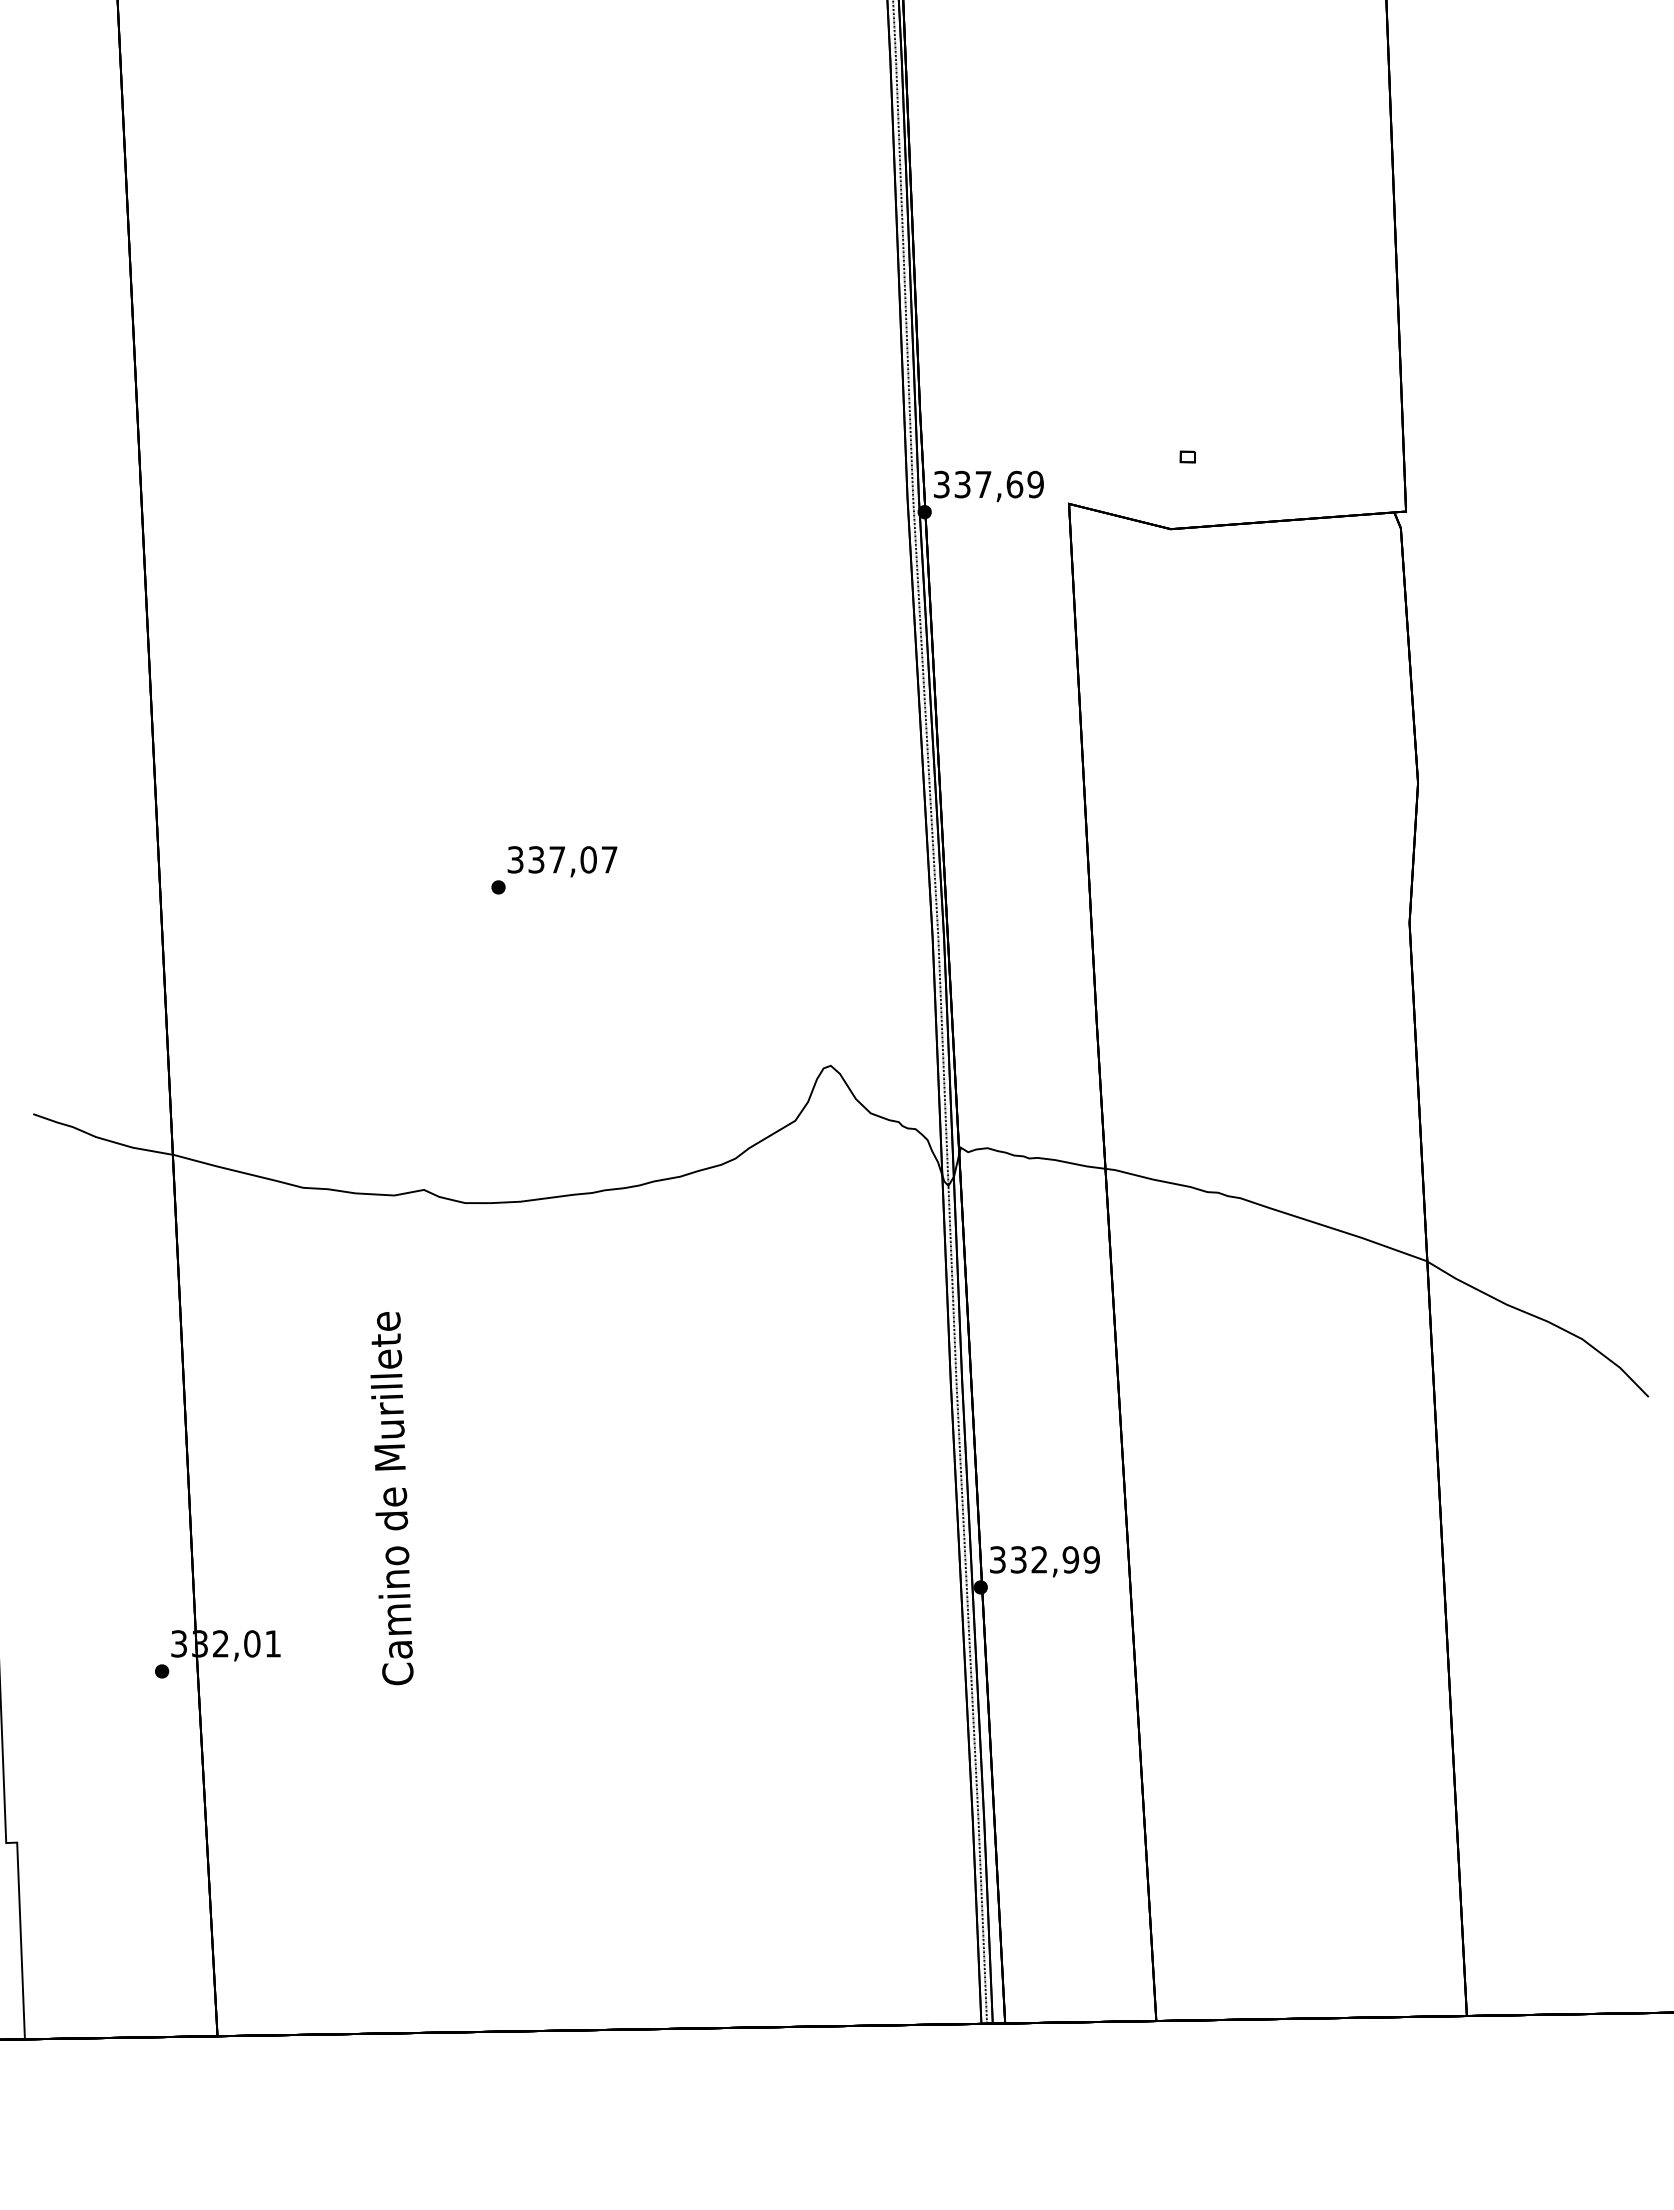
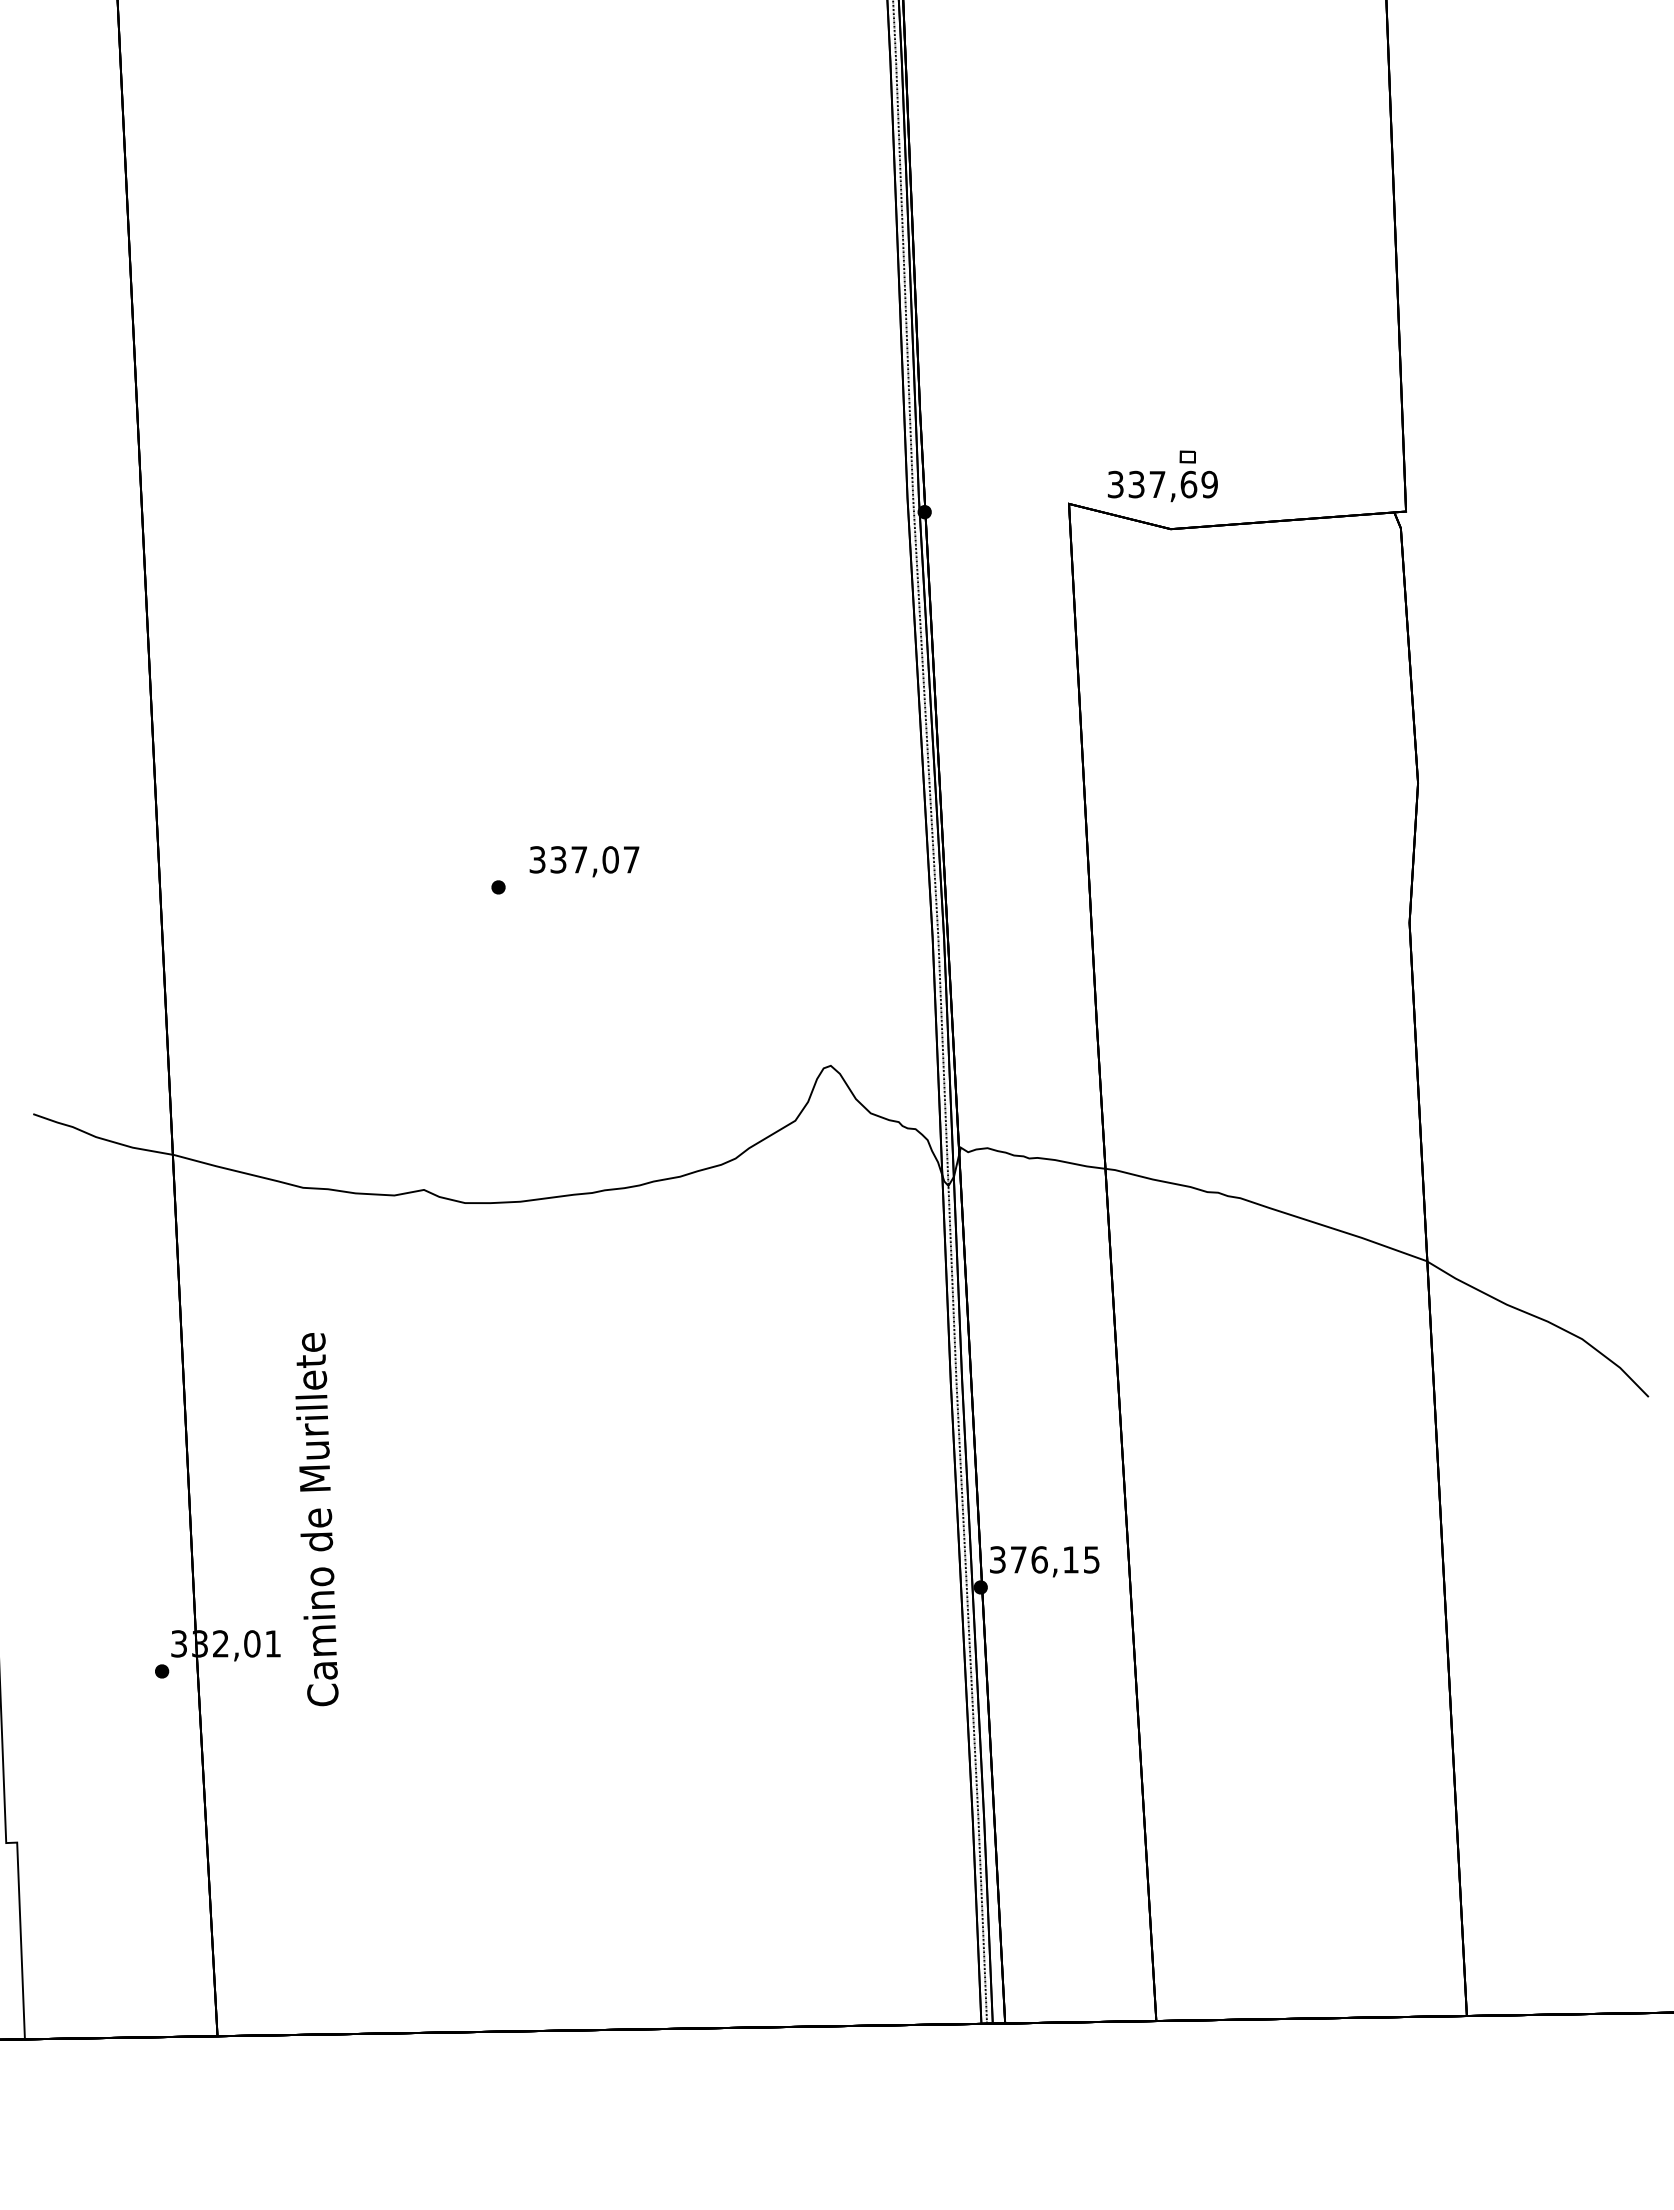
text position: (988, 486) -> (1162, 486) (1162, 486)
text position: (562, 861) -> (584, 861) (584, 861)
text position: (391, 1498) -> (316, 1519) (316, 1519)
text: 332,99 -> 376,15 (1054, 1559)
